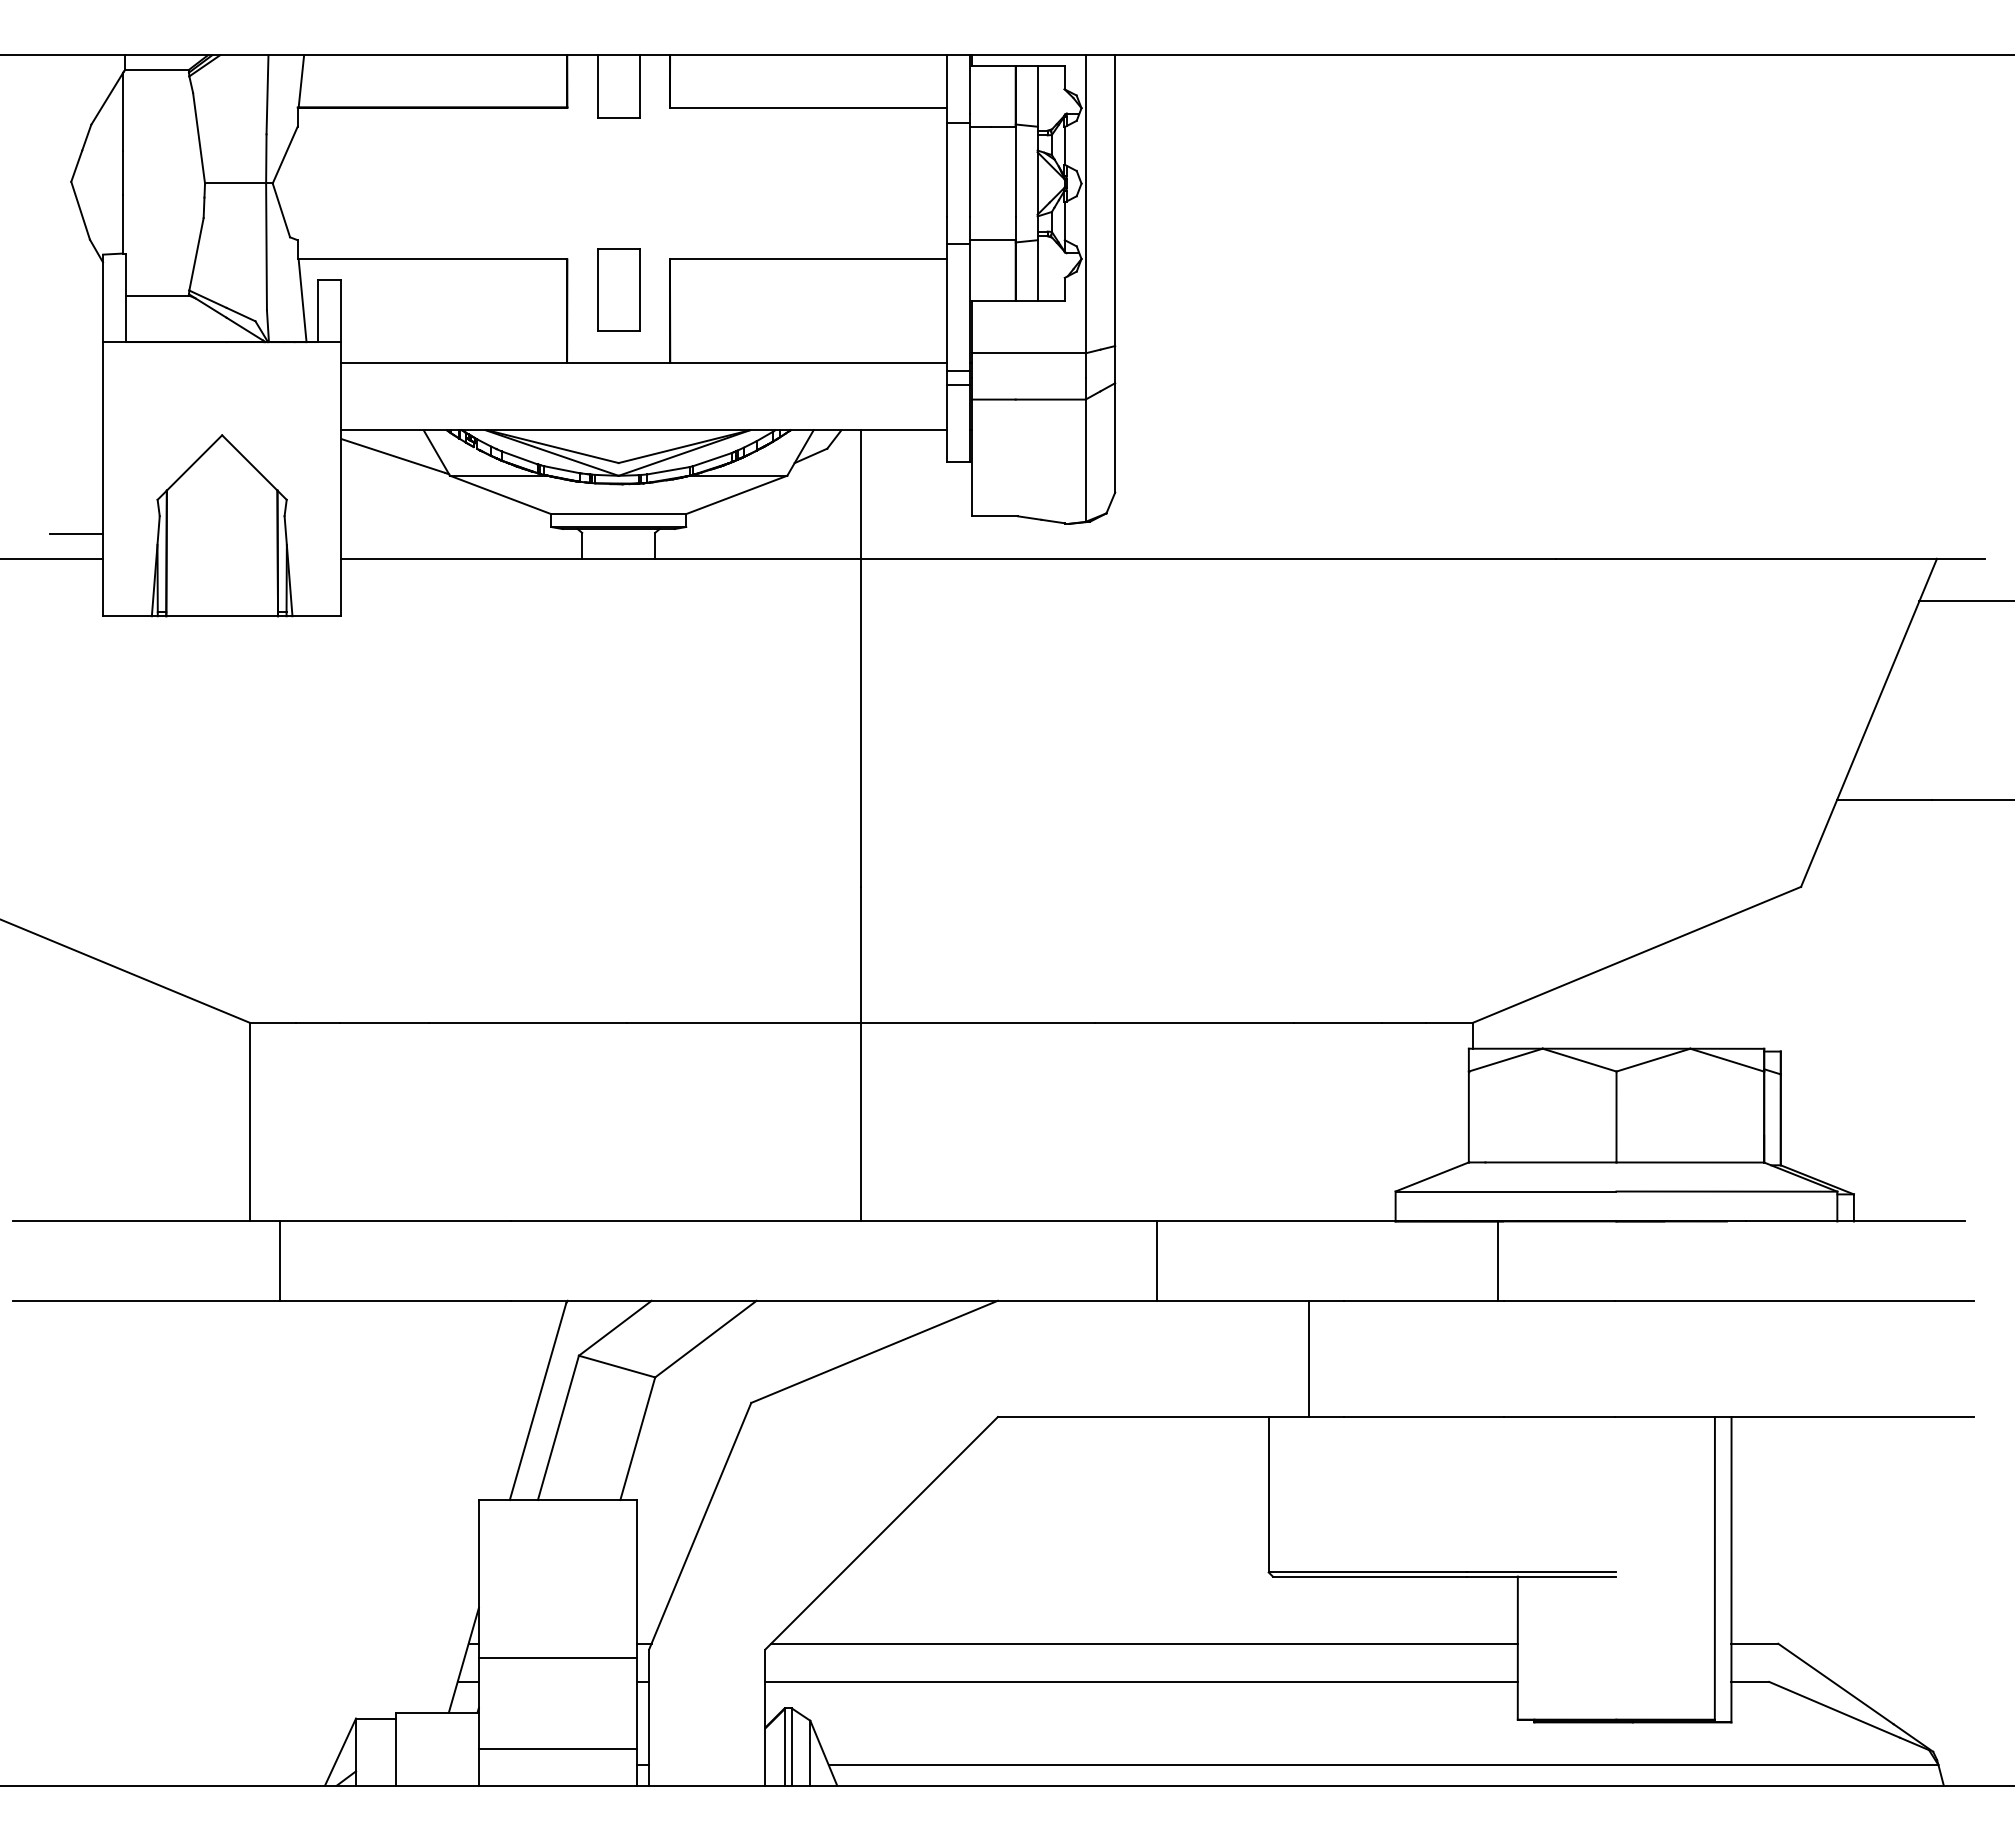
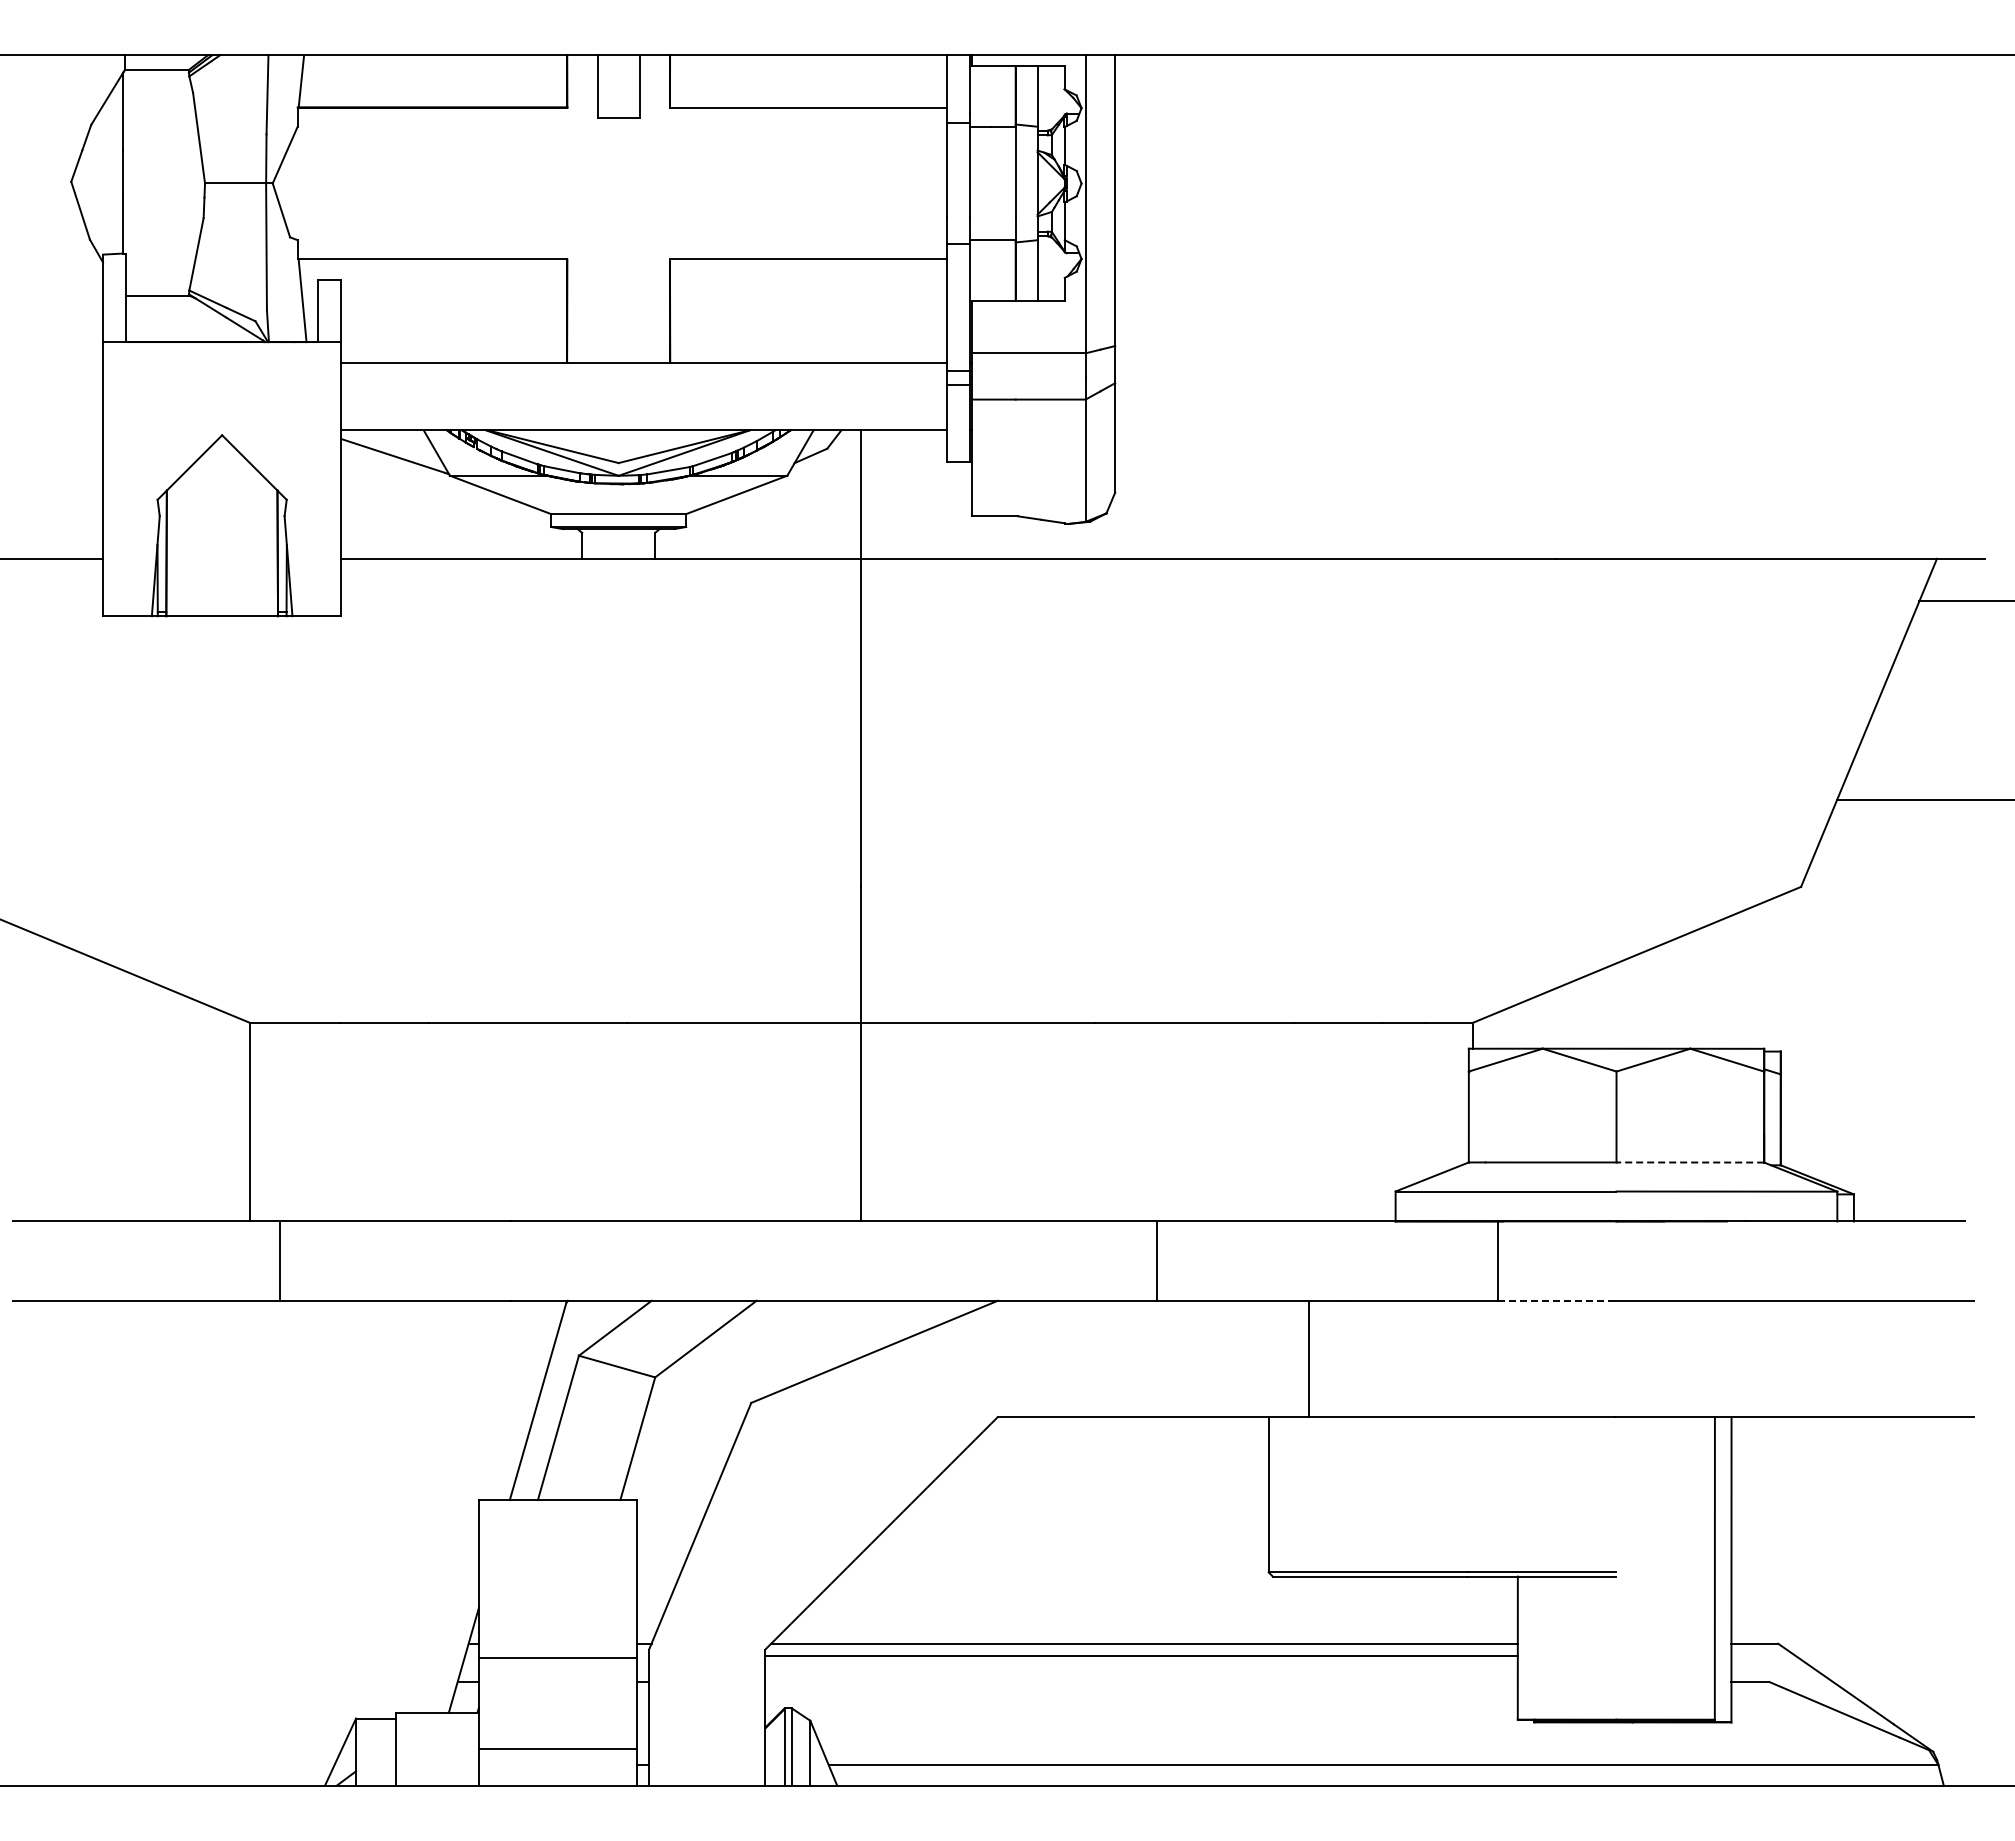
part: present -> none (618, 289)
line: present -> none (76, 533)
line: solid -> dashed (1690, 1162)
line: solid -> dashed (1558, 1300)
line position: (1141, 1681) -> (1141, 1655) (1141, 1655)
